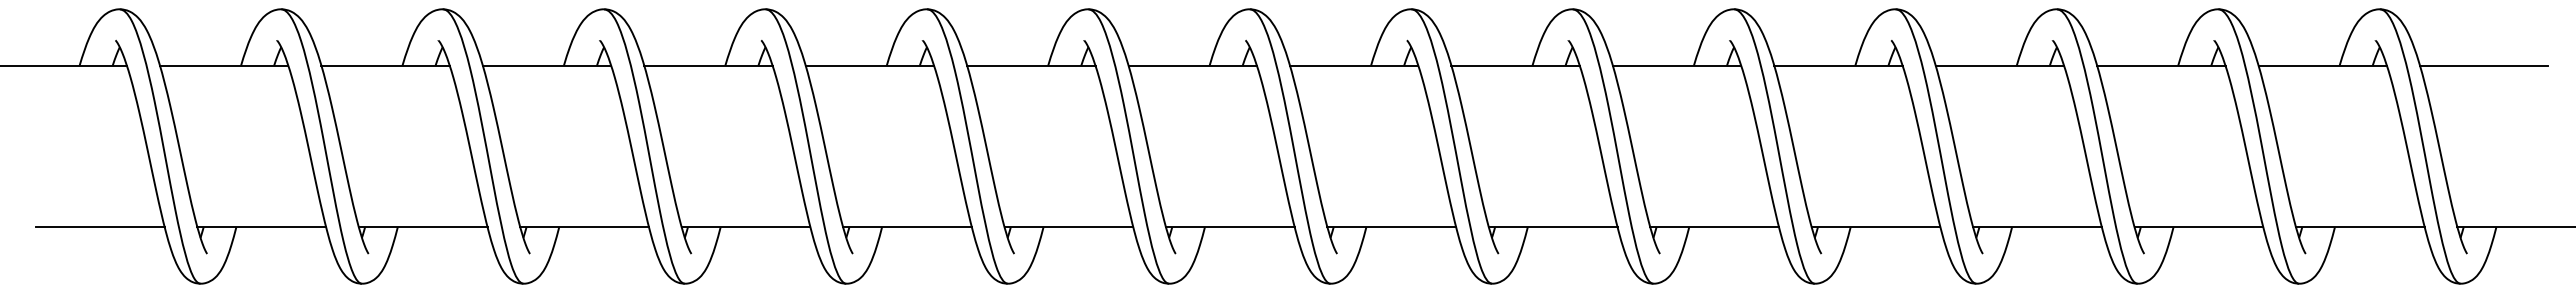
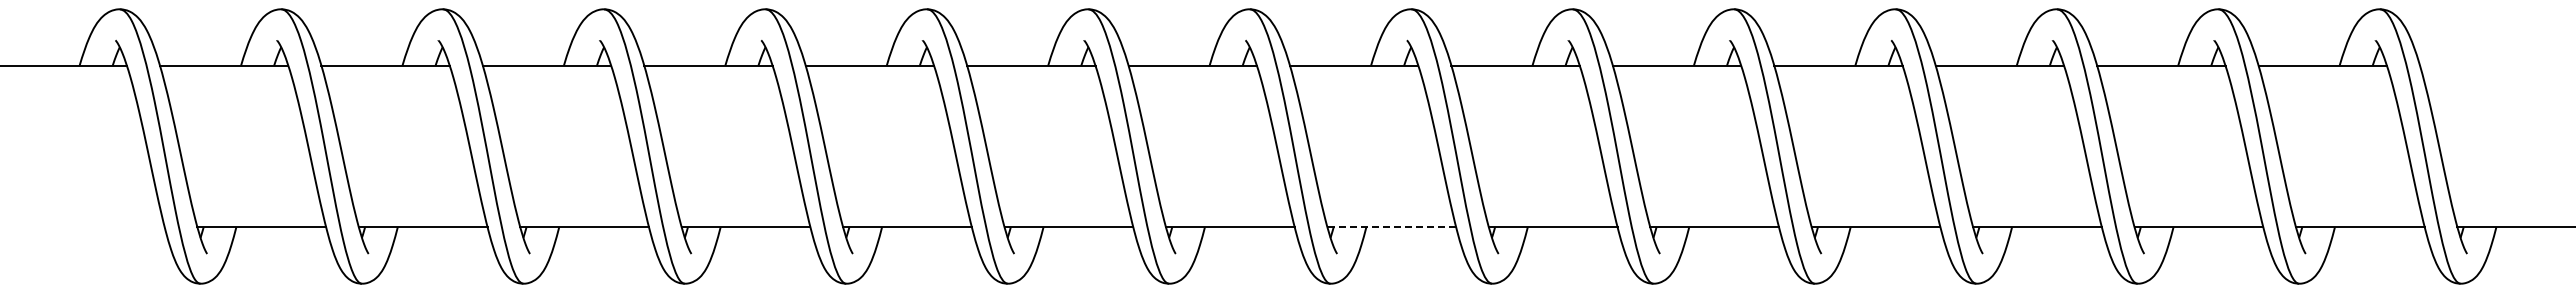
line: present -> none (2484, 65)
line: present -> none (99, 227)
line: solid -> dashed (1391, 227)
